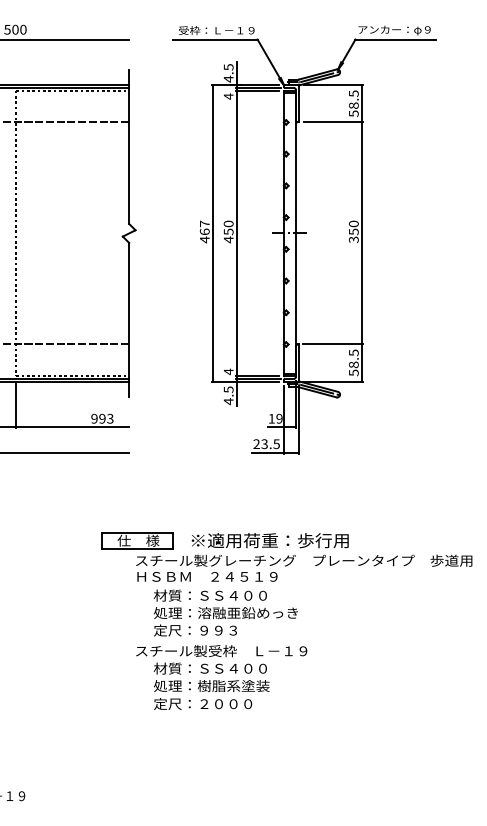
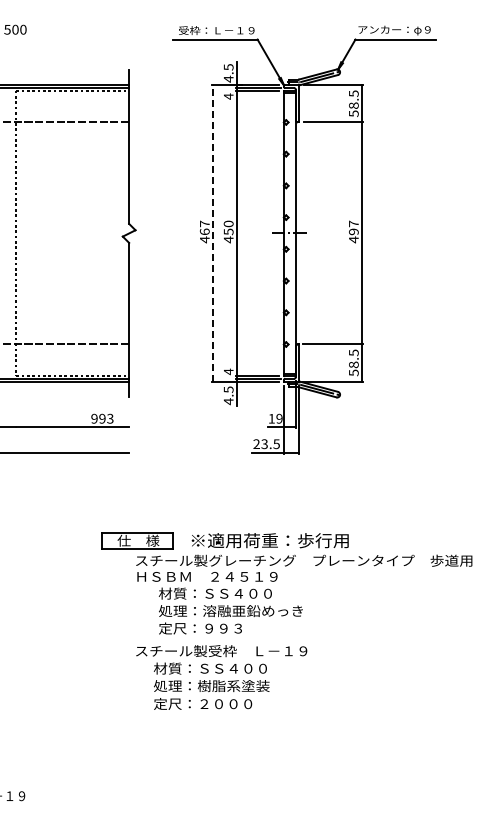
line: present -> none (65, 39)
text: 350 -> 497 (353, 231)
line: solid -> dashed (213, 232)
line: present -> none (16, 406)
text position: (225, 612) -> (230, 610) (230, 610)
